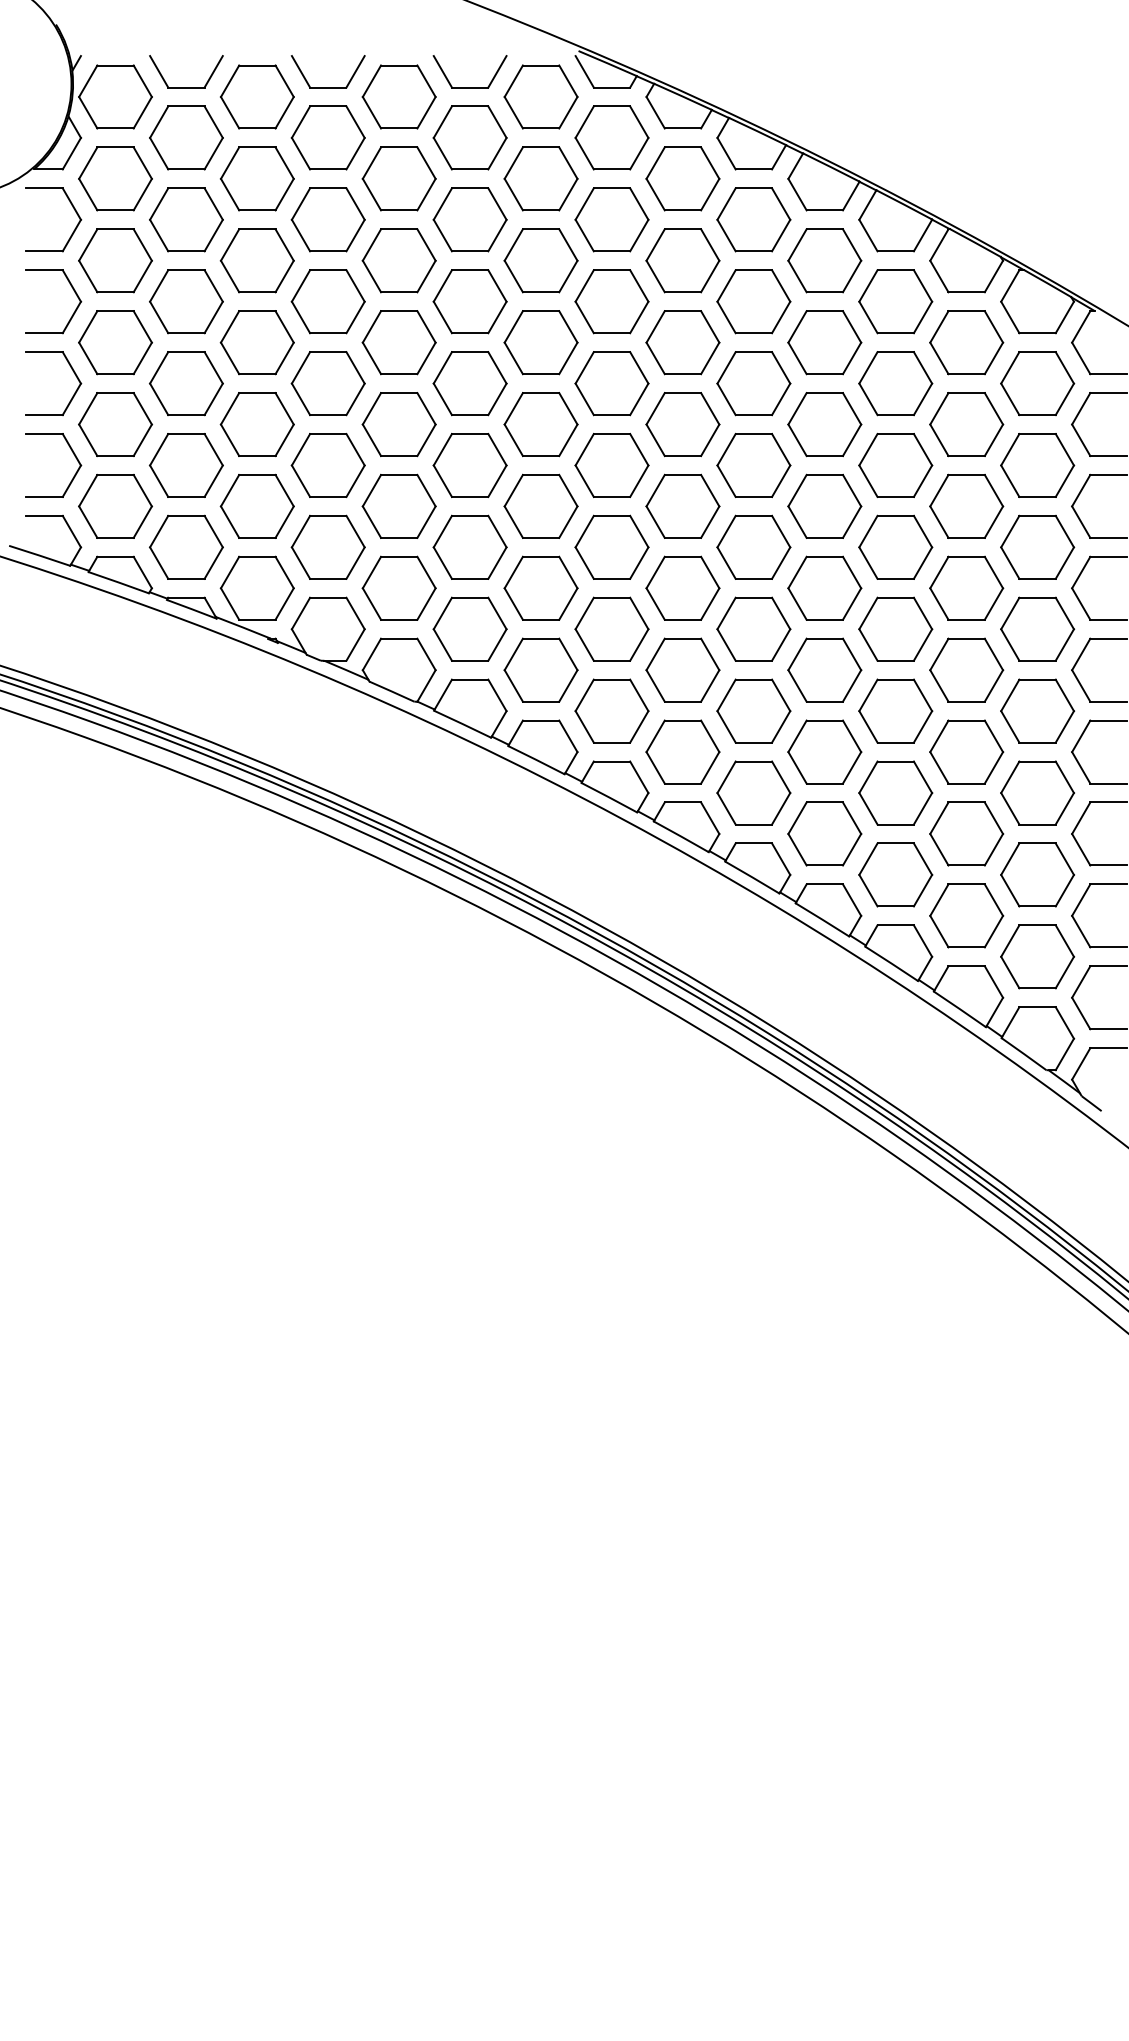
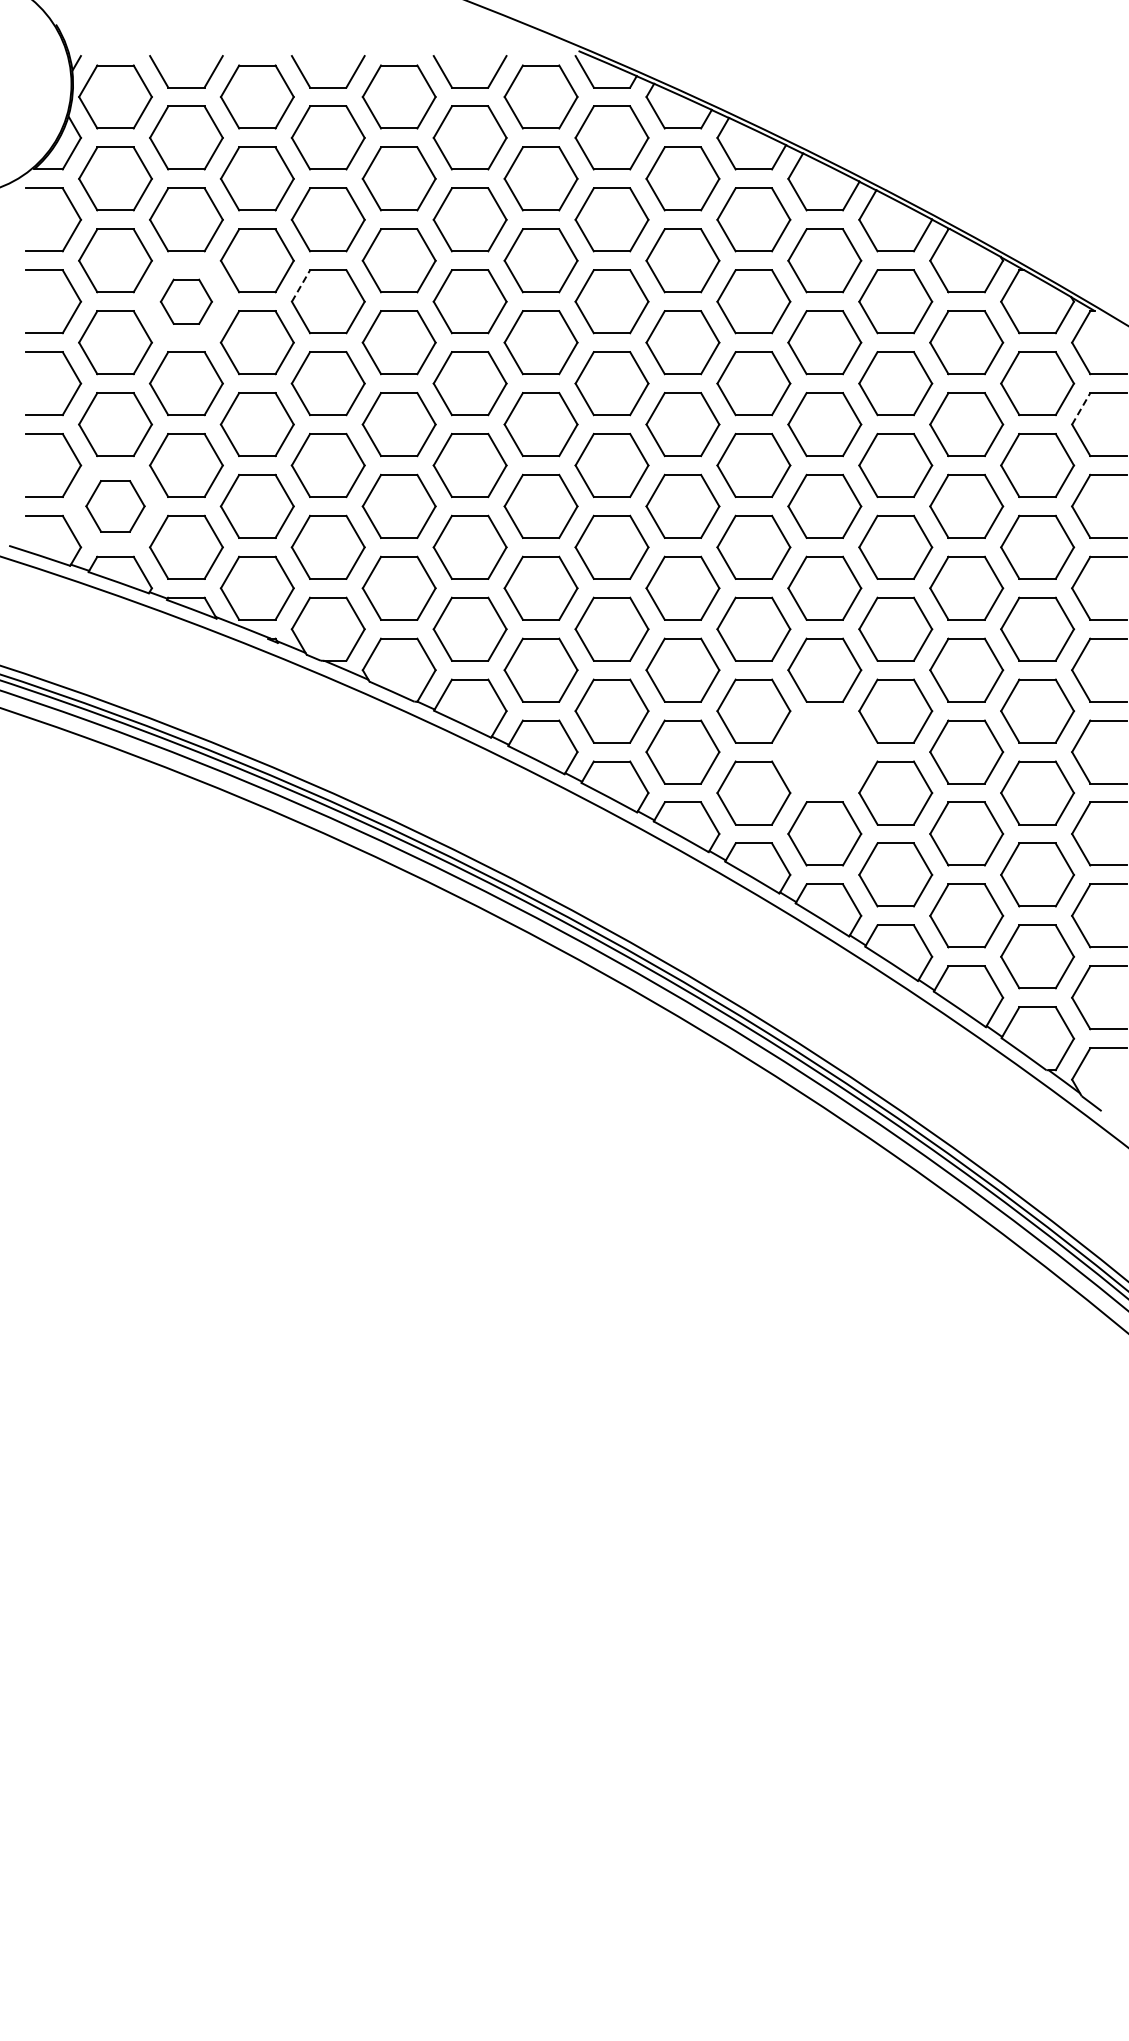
line: solid -> dashed (301, 285)
part size: 75x66 px -> 54x47 px (185, 301)
line: solid -> dashed (1081, 408)
part size: 75x66 px -> 61x53 px (115, 506)
part: present -> none (824, 751)
